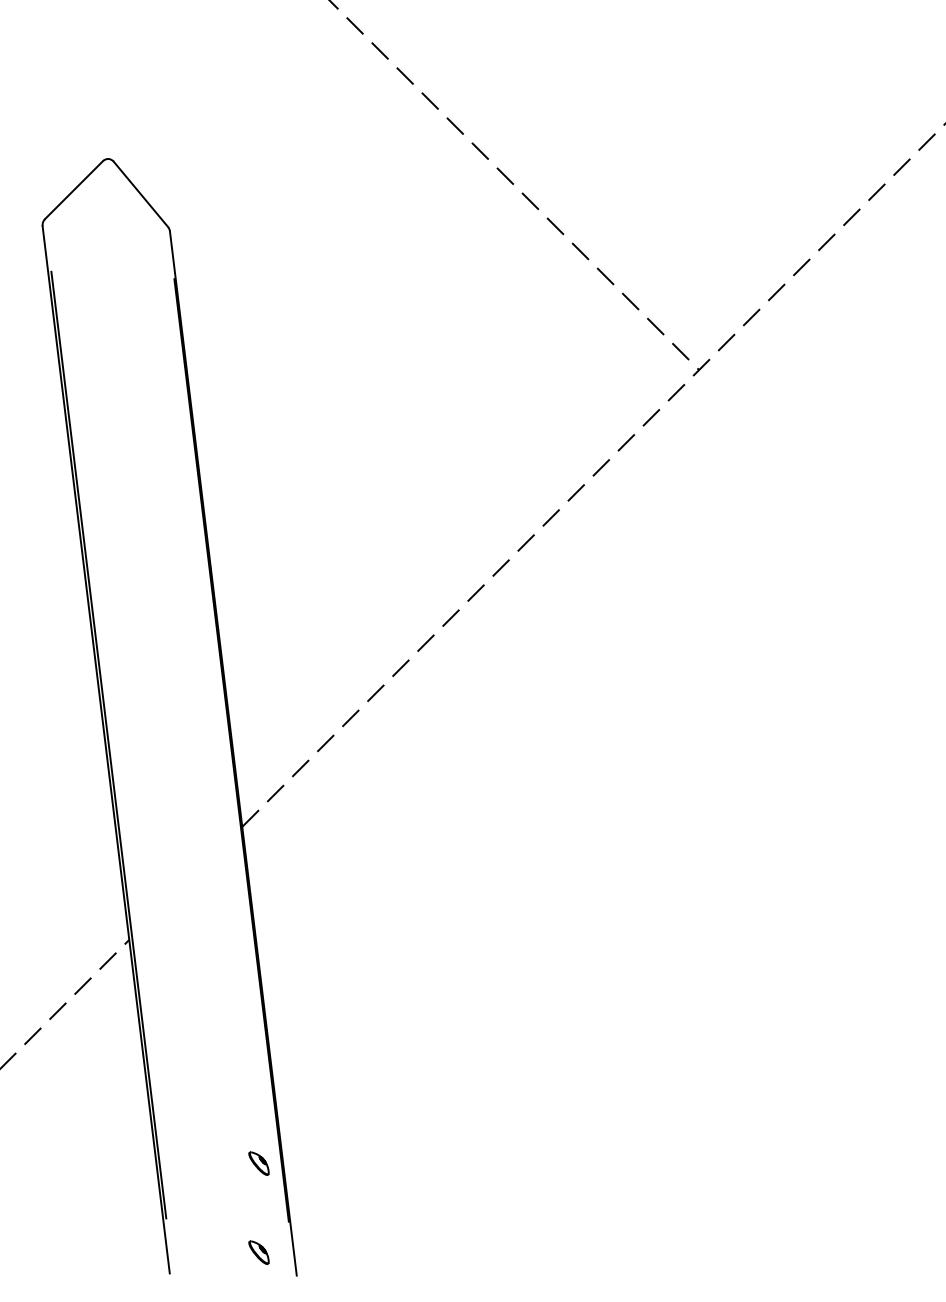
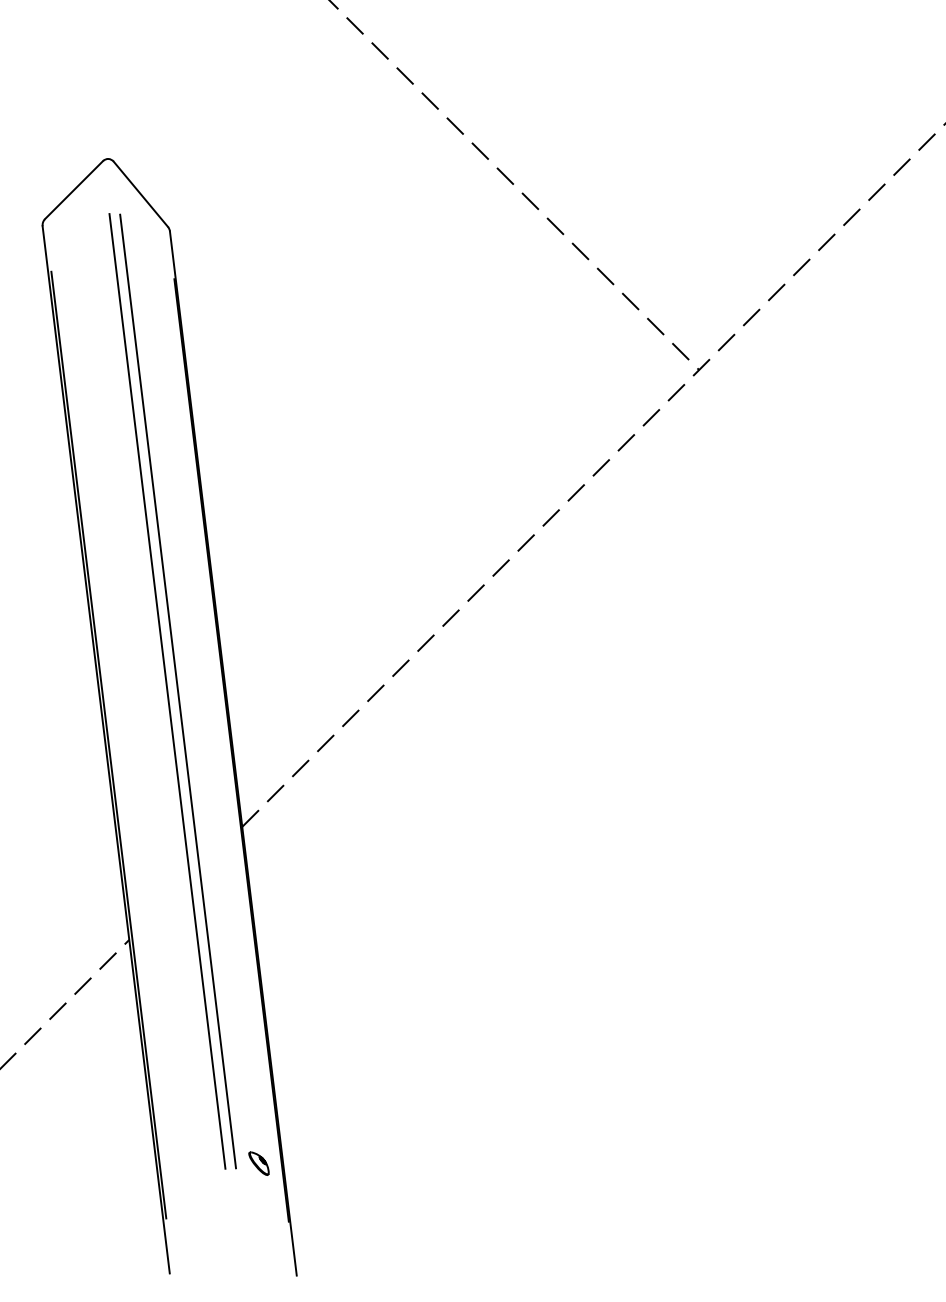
line: none -> present (167, 691)
line: none -> present (178, 691)
part: present -> none (258, 1252)
